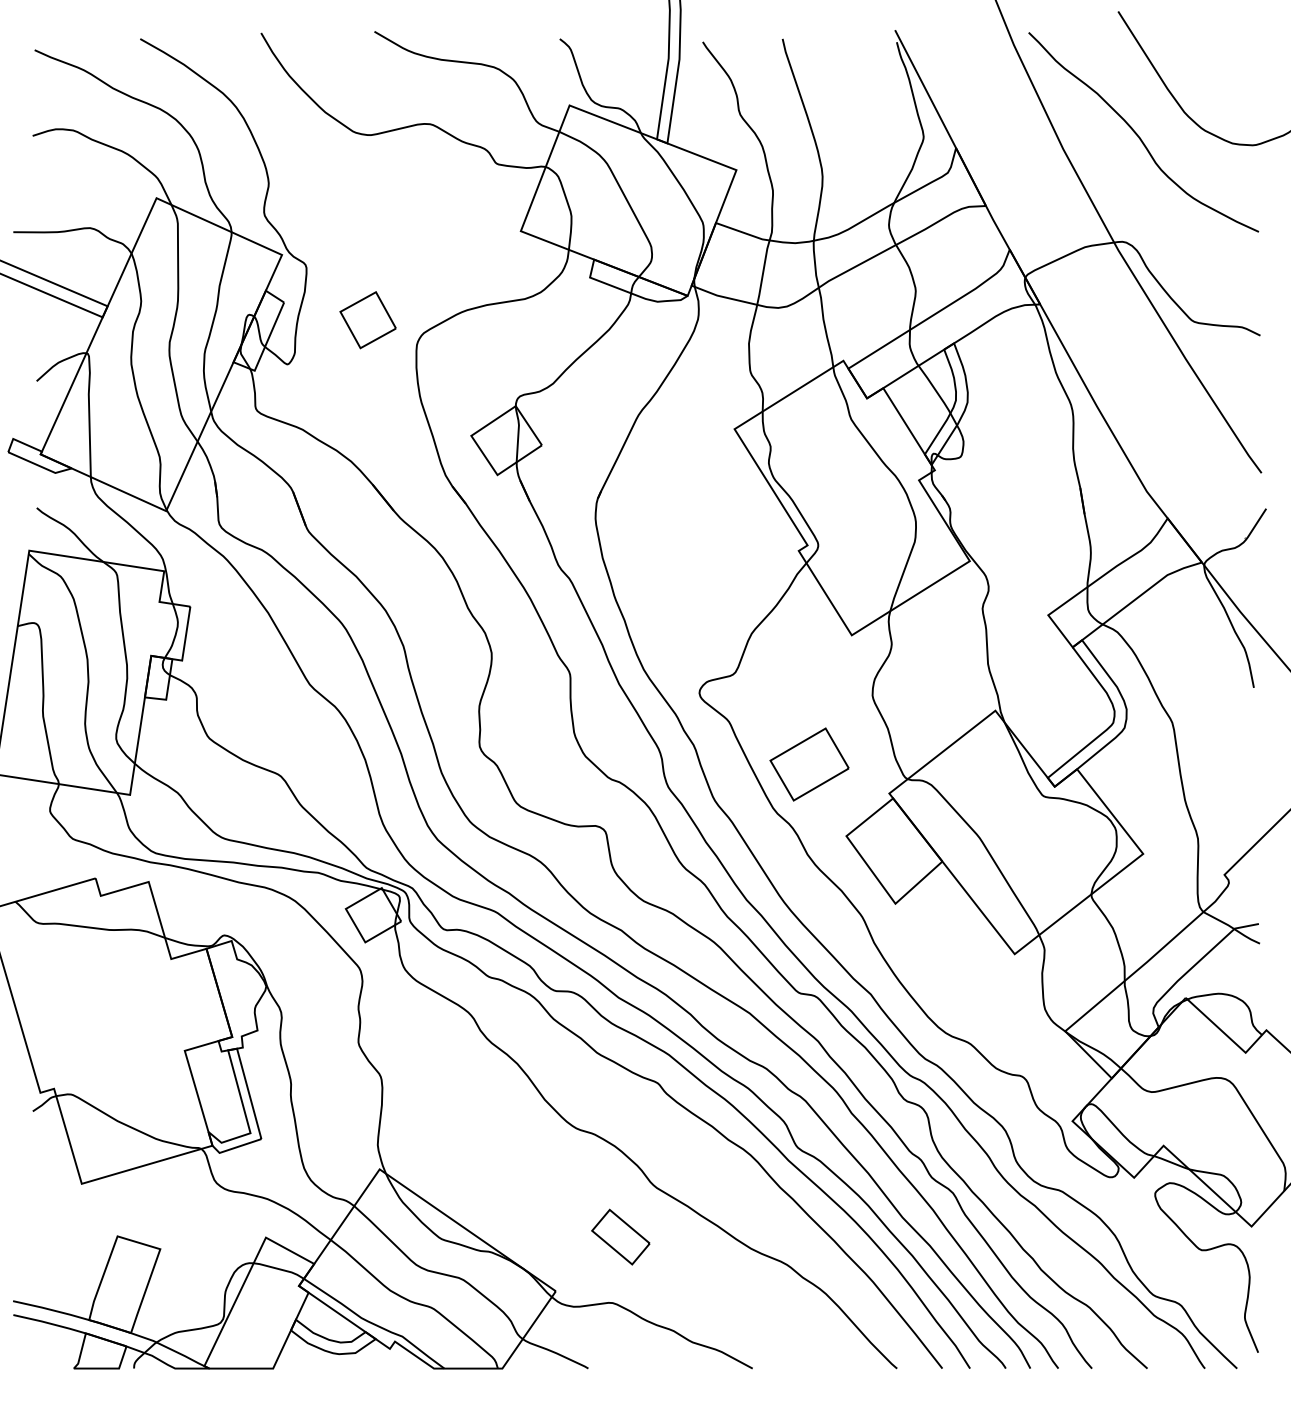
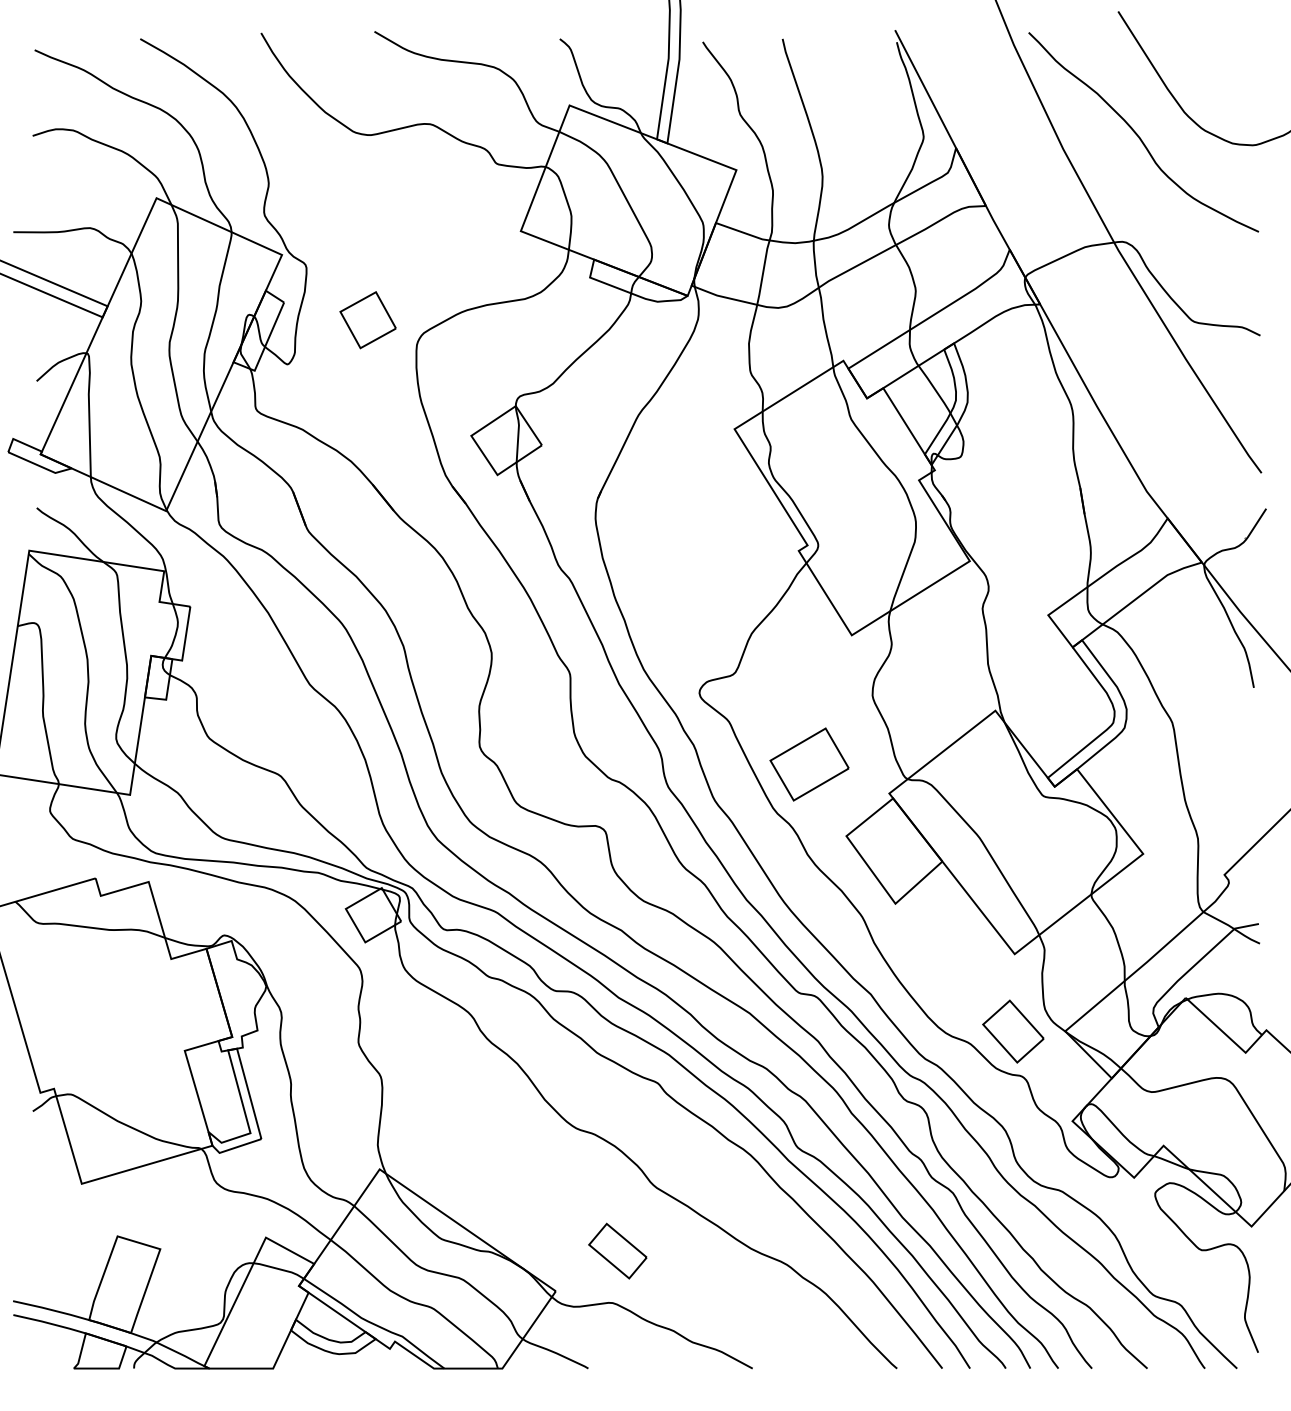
part: none -> present (1013, 1031)
part position: (620, 1236) -> (617, 1250) (617, 1250)
